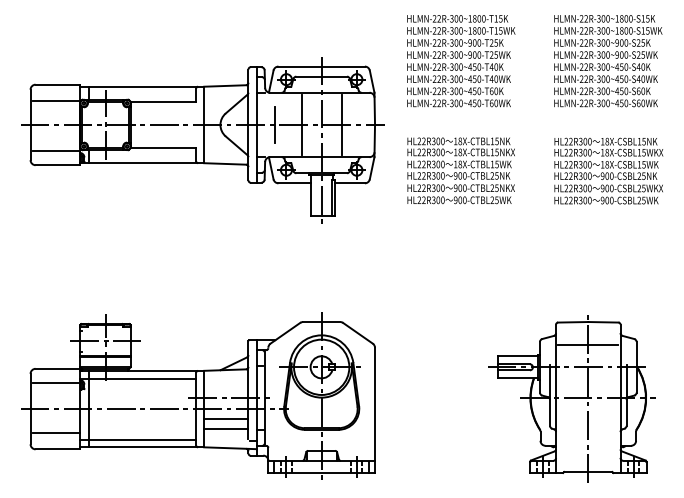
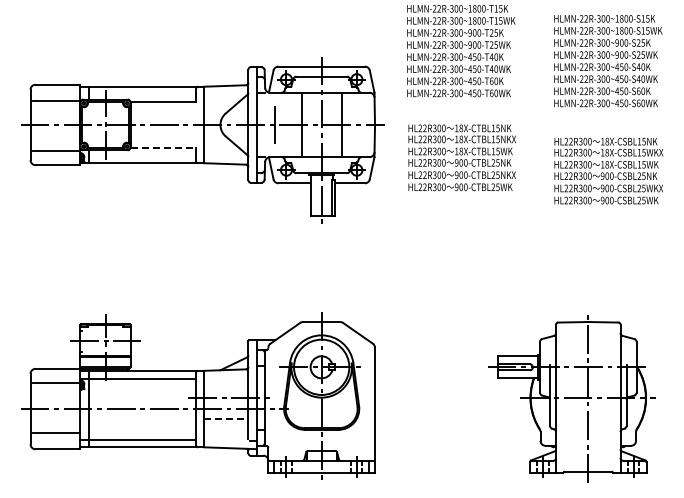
text position: (461, 61) -> (461, 51) (461, 51)
line: solid -> dashed (163, 148)
text position: (460, 170) -> (461, 157) (461, 157)
line: present -> none (588, 345)
line: solid -> dashed (226, 418)
line: present -> none (226, 428)
